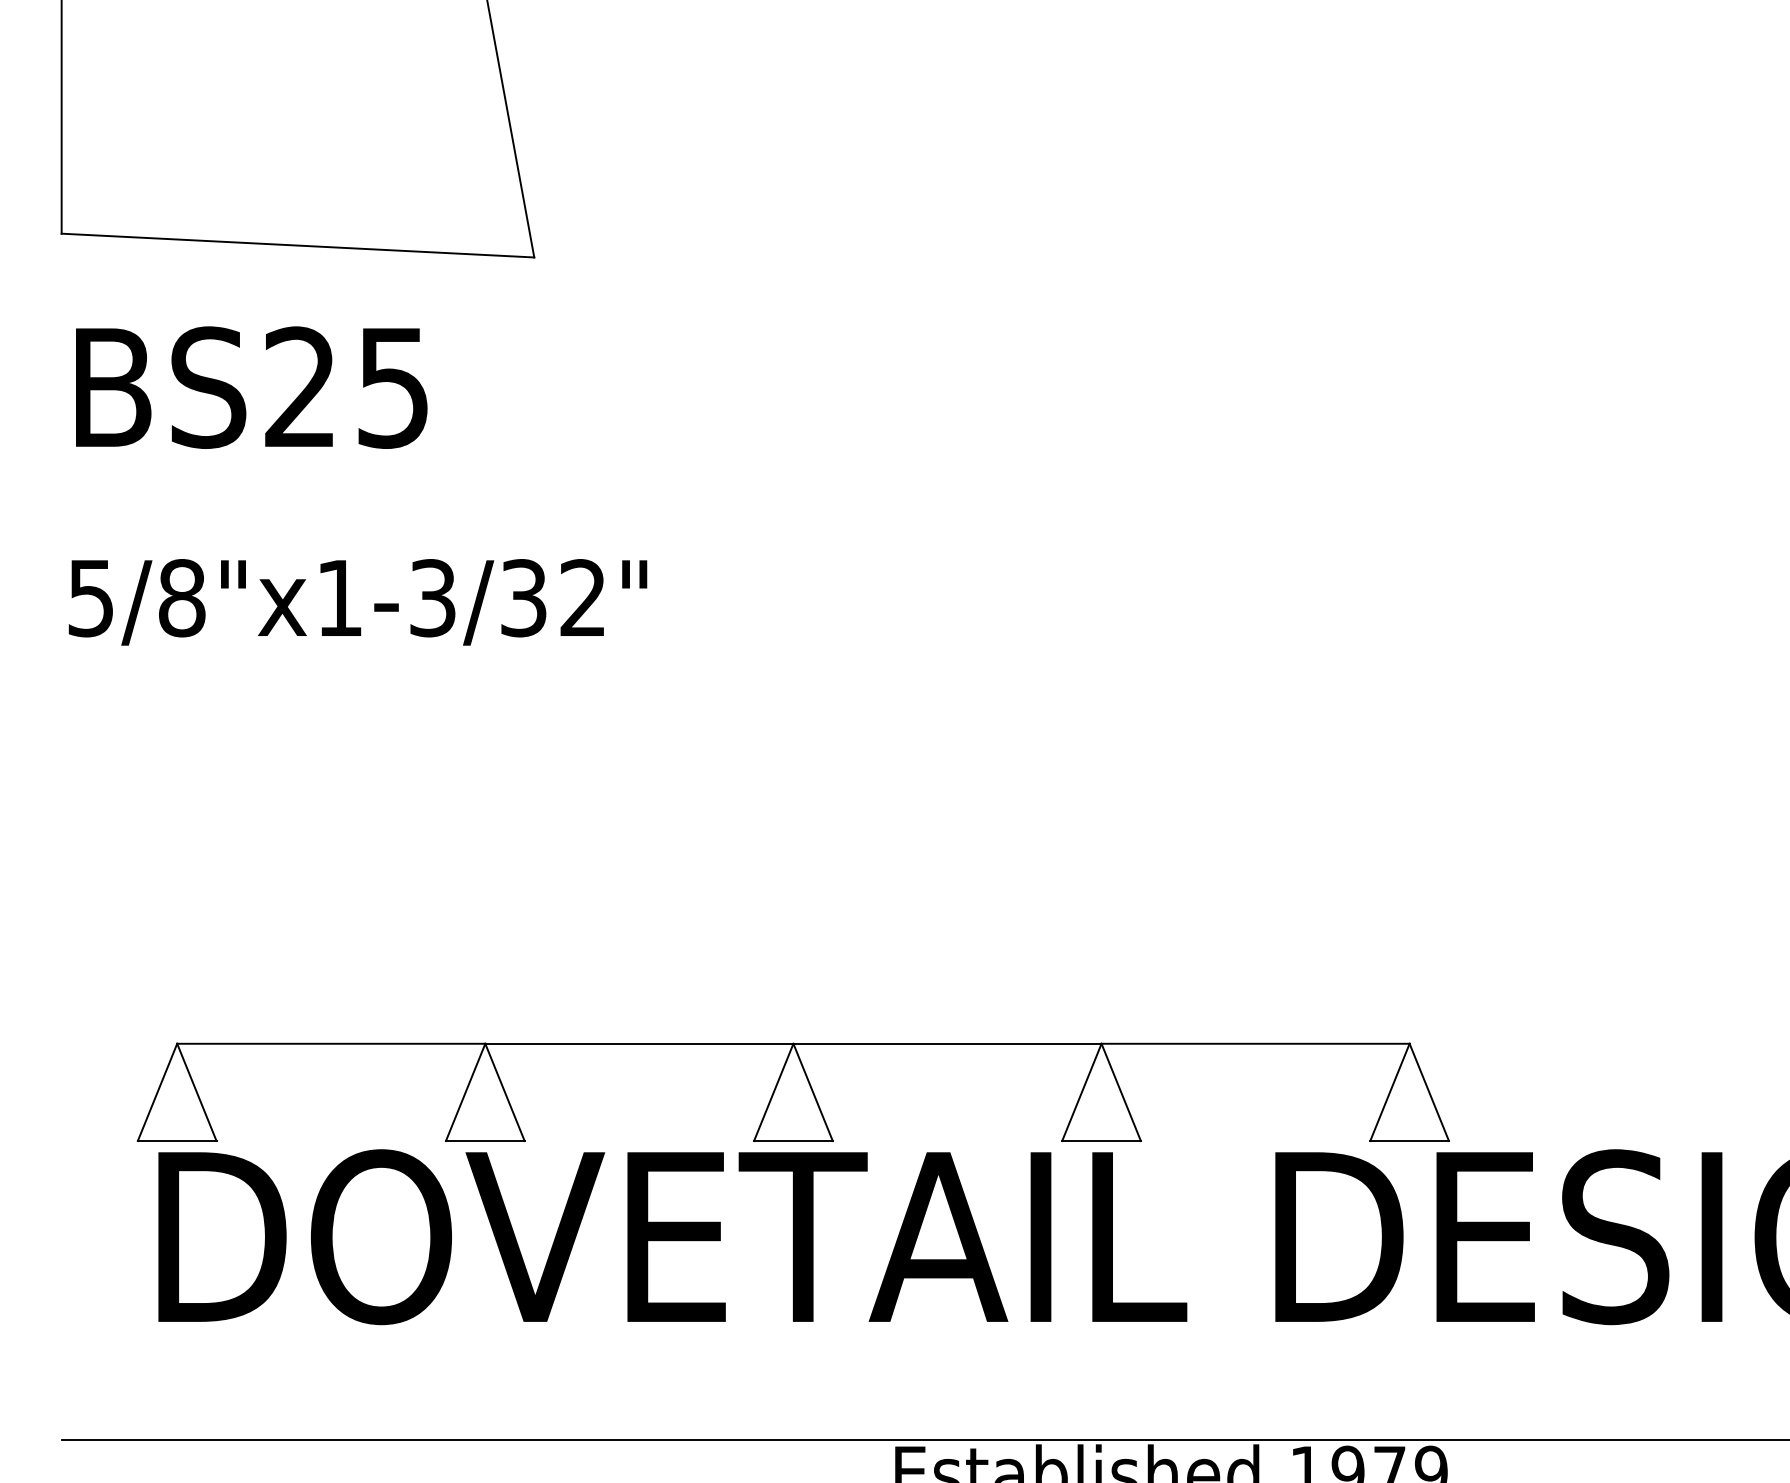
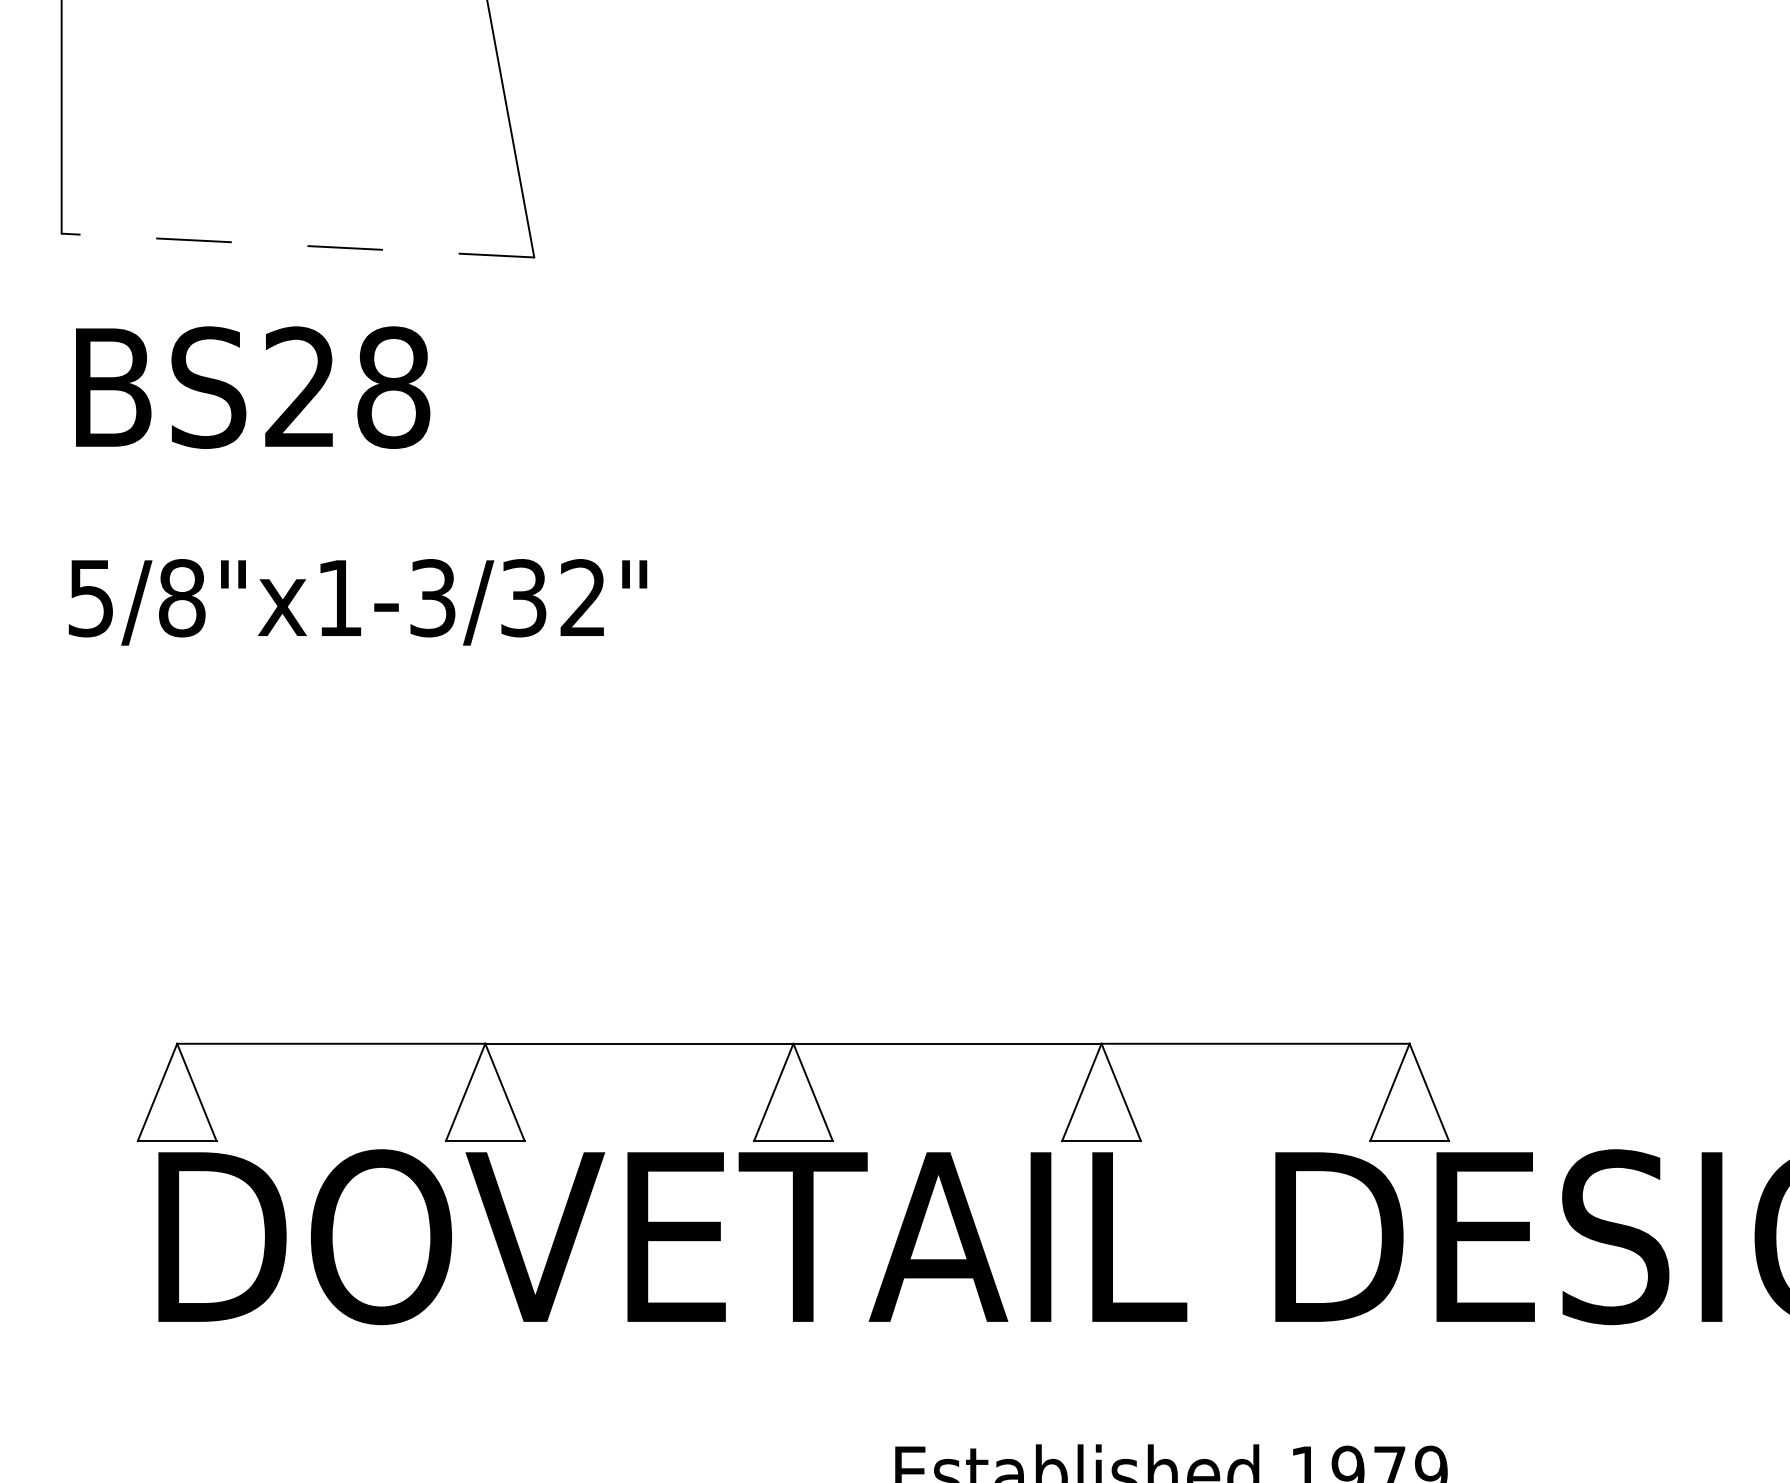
line: solid -> dashed (297, 245)
text: BS25 -> BS28 (393, 387)
line: present -> none (923, 1439)
